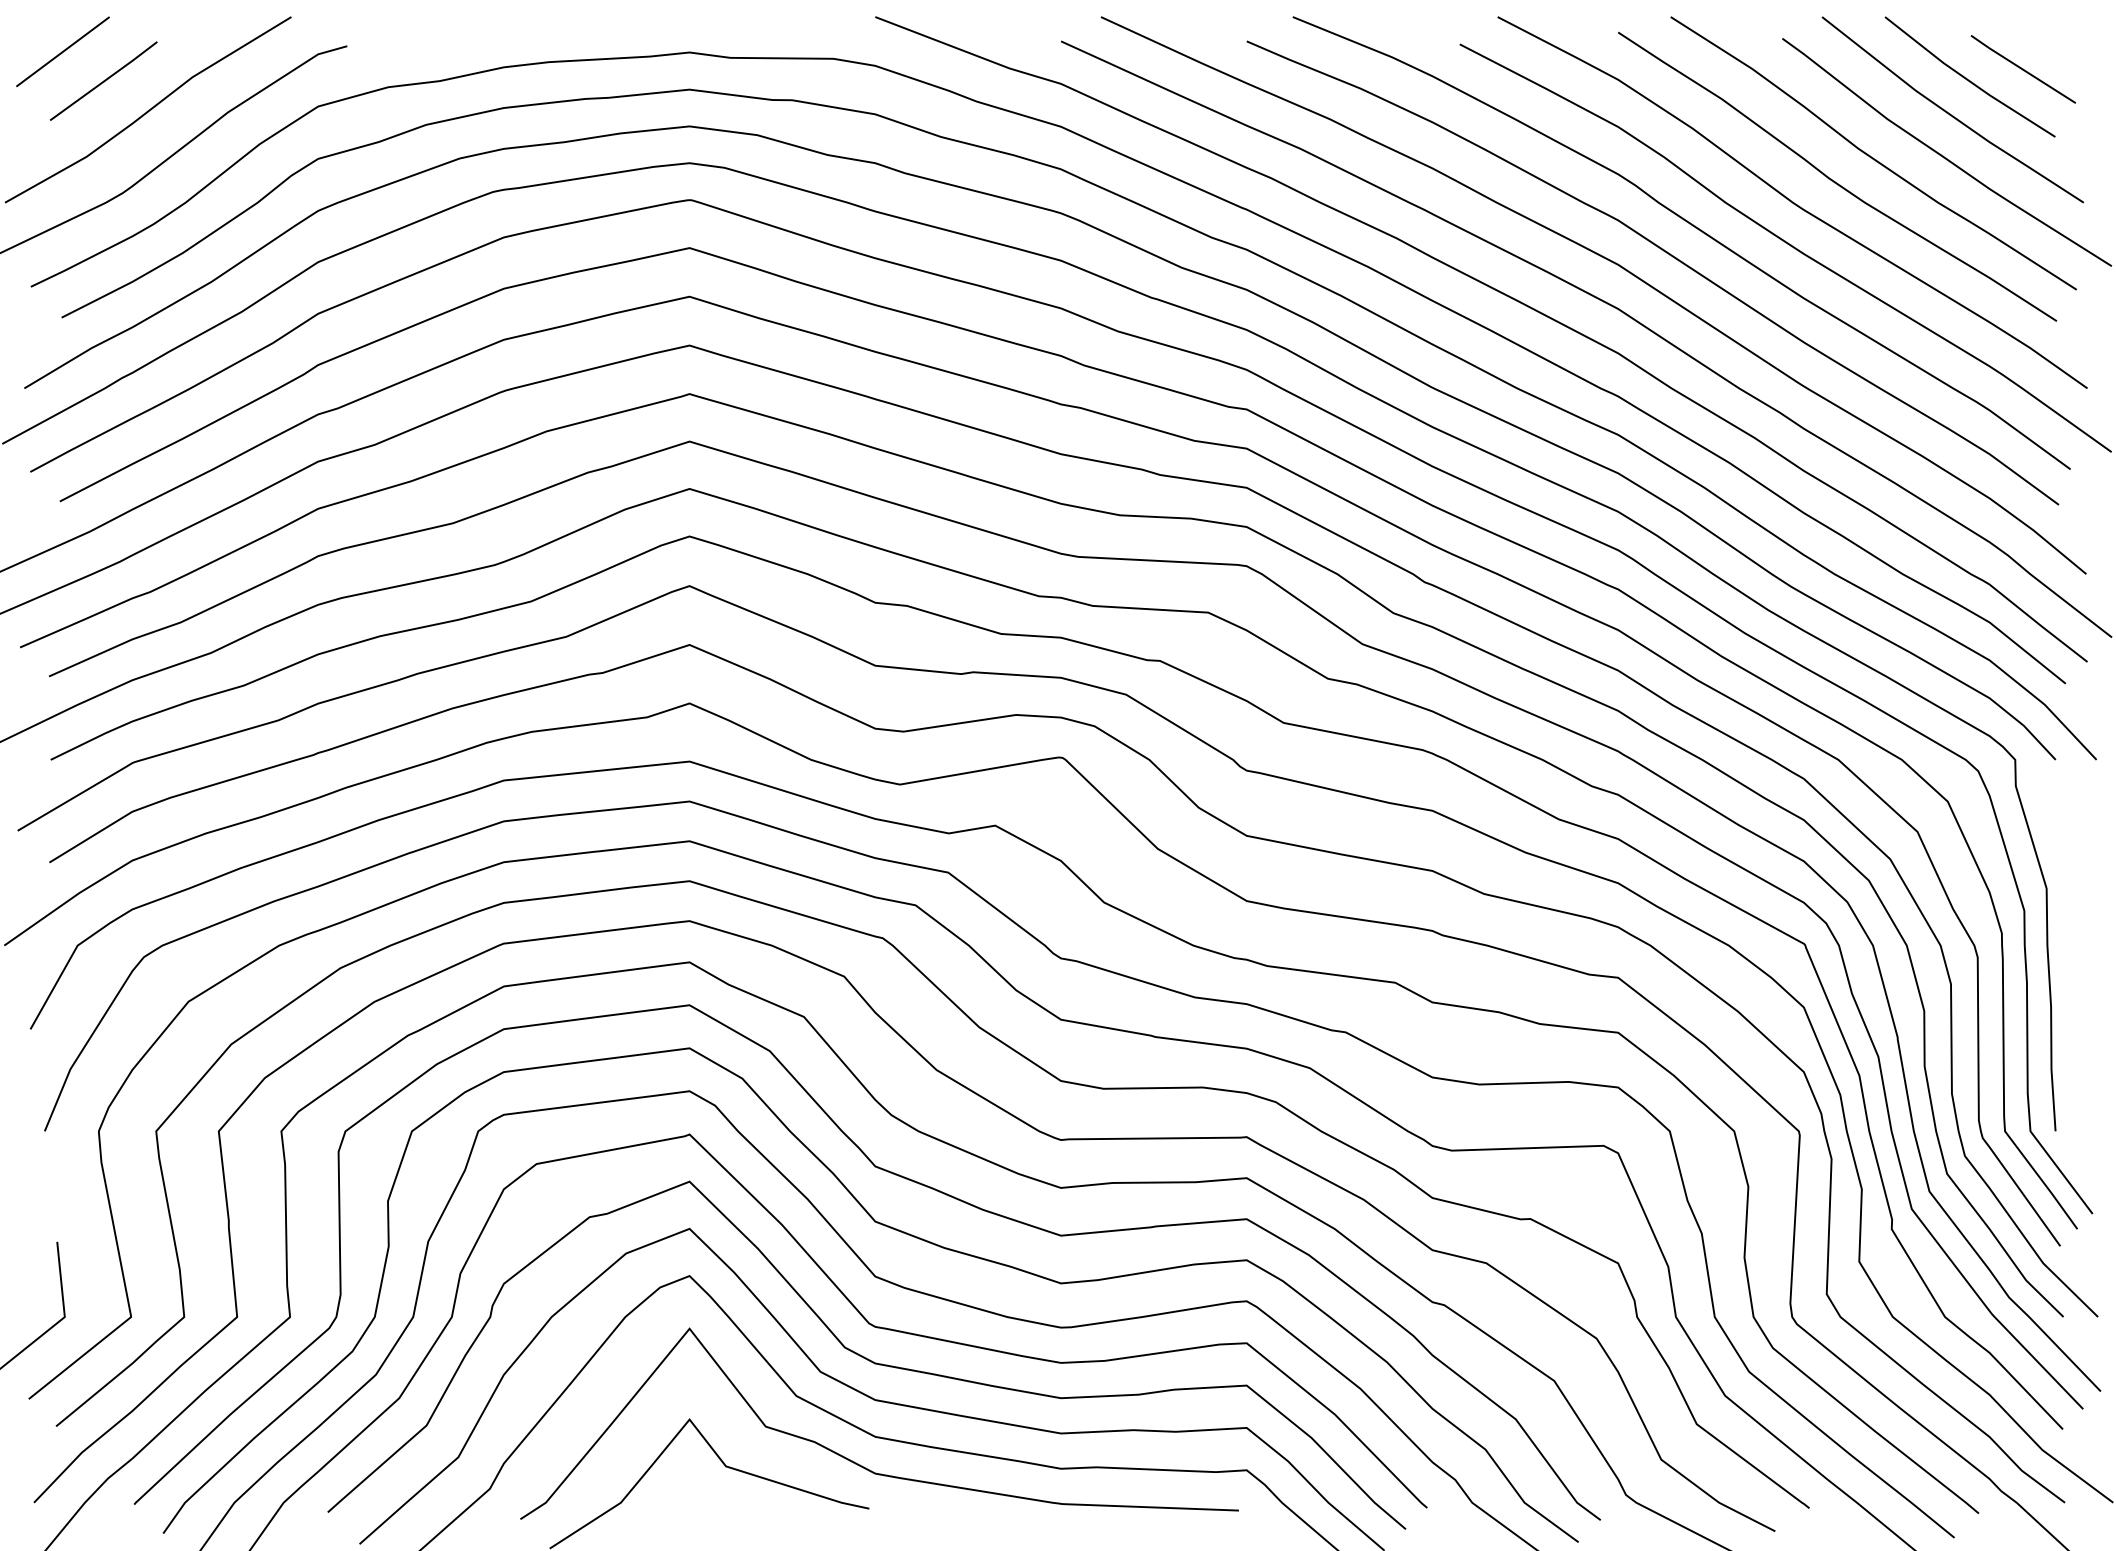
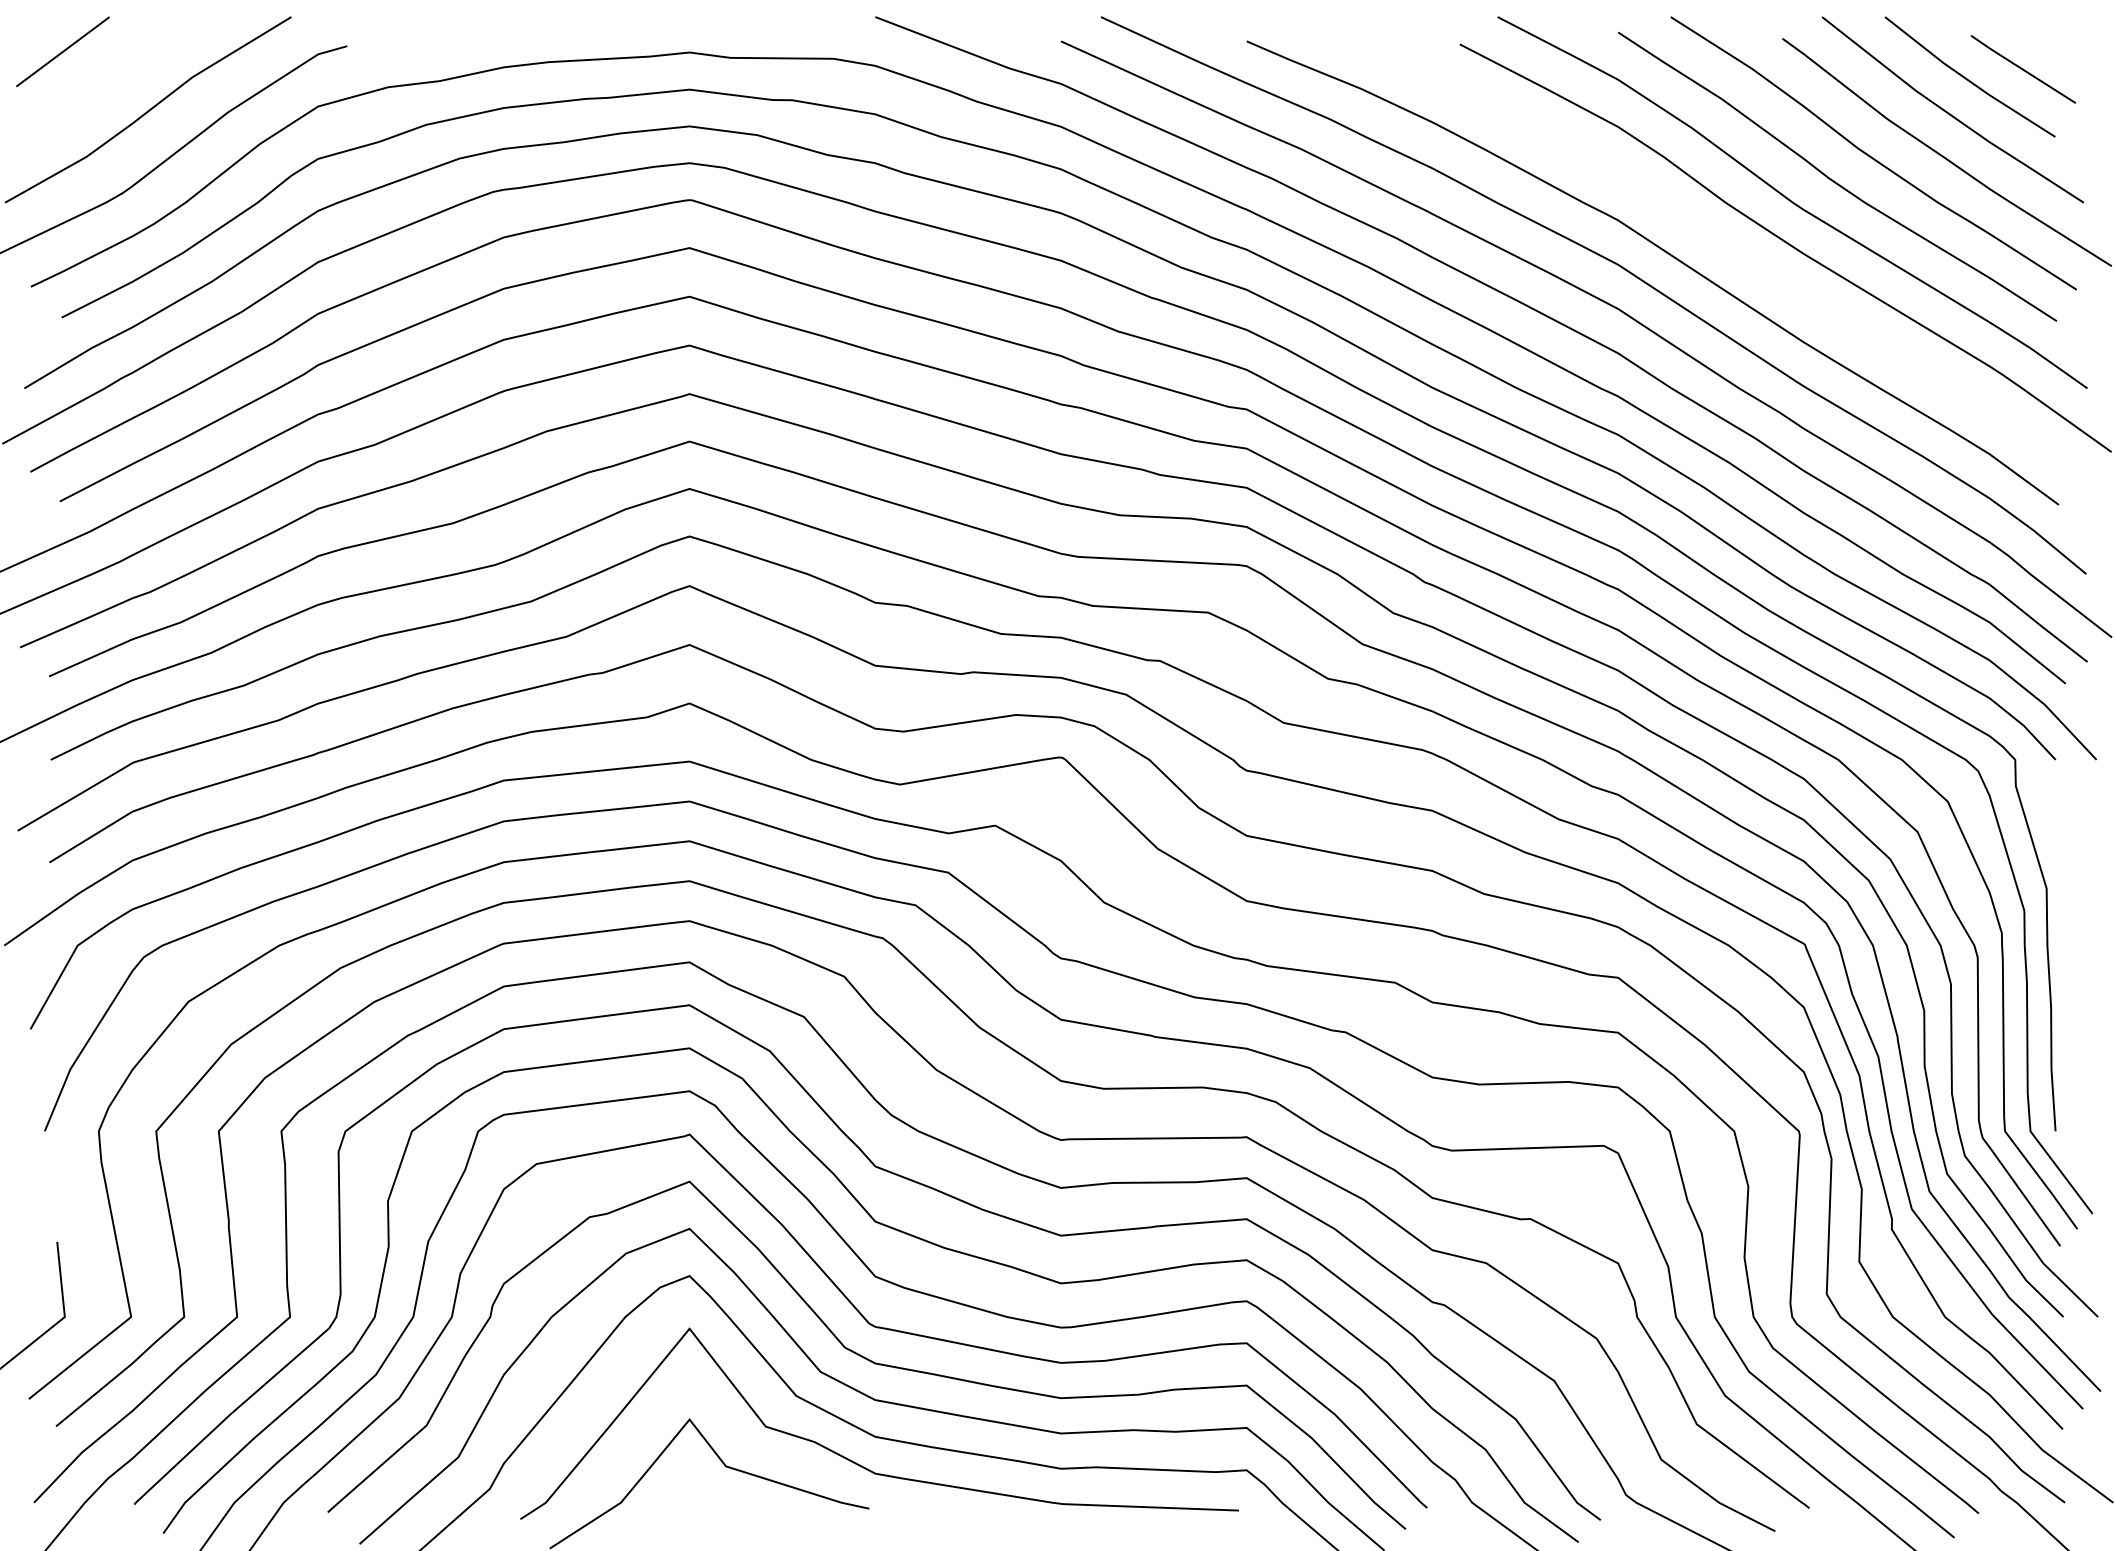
line: present -> none (103, 80)
curve: present -> none (1692, 226)
